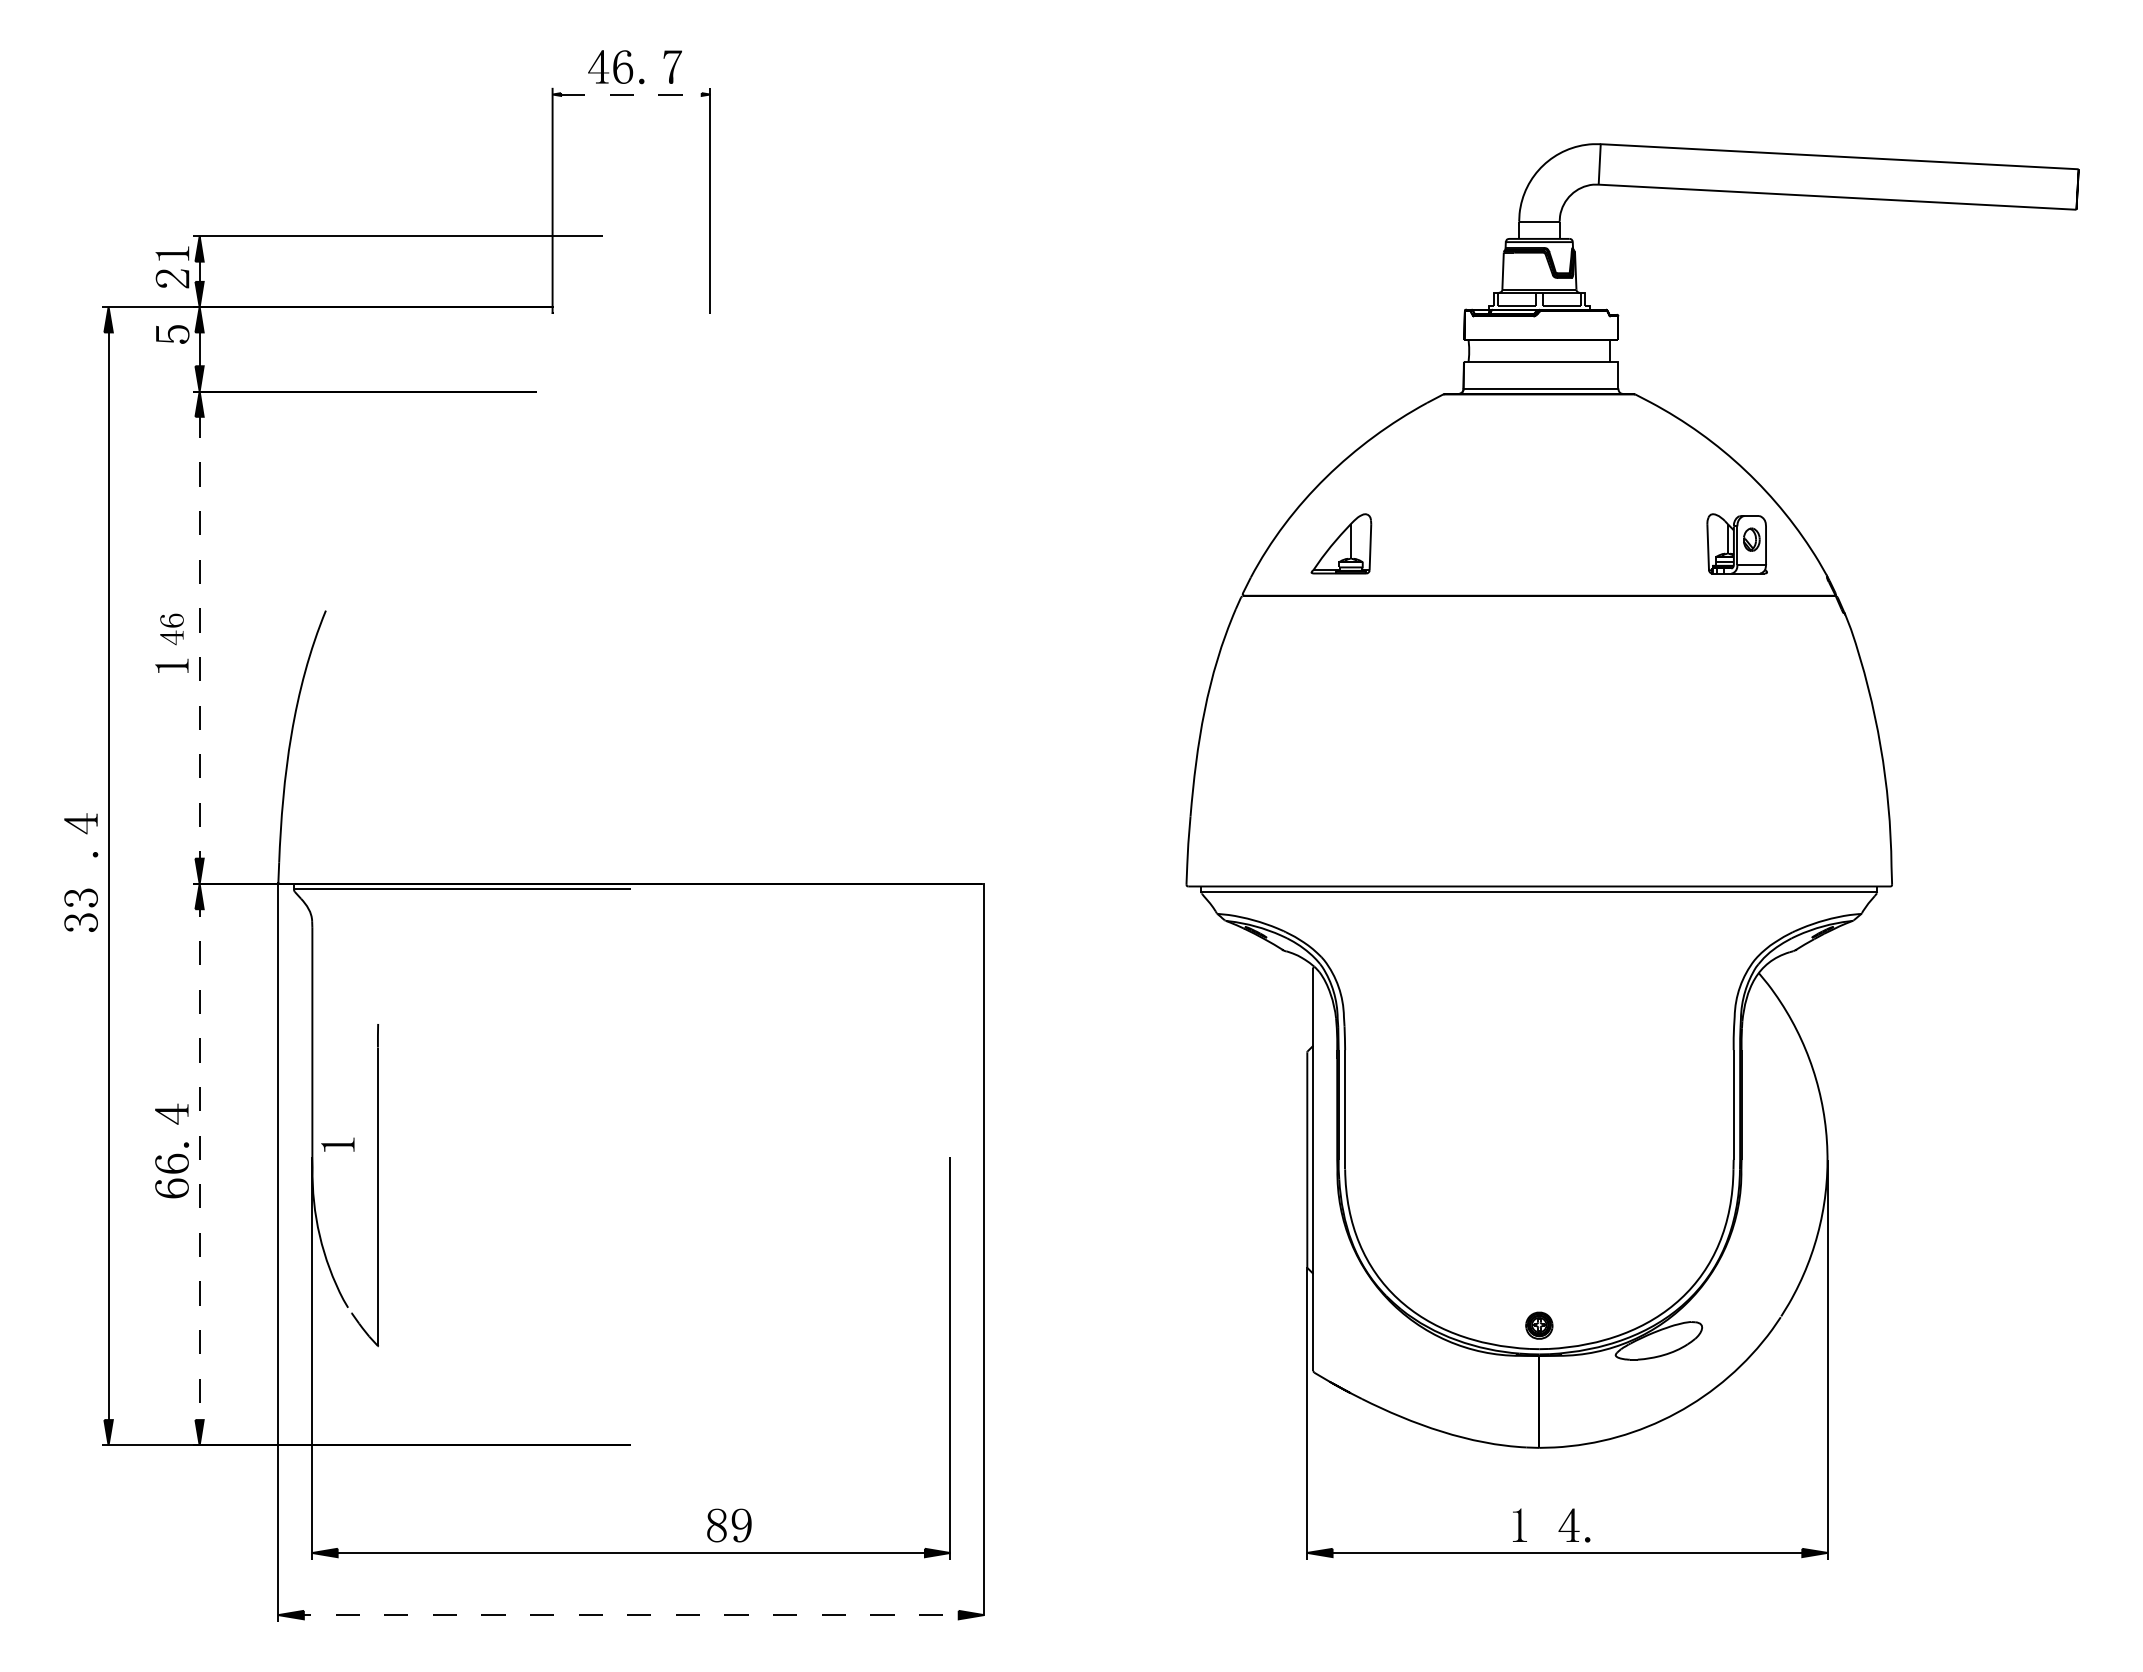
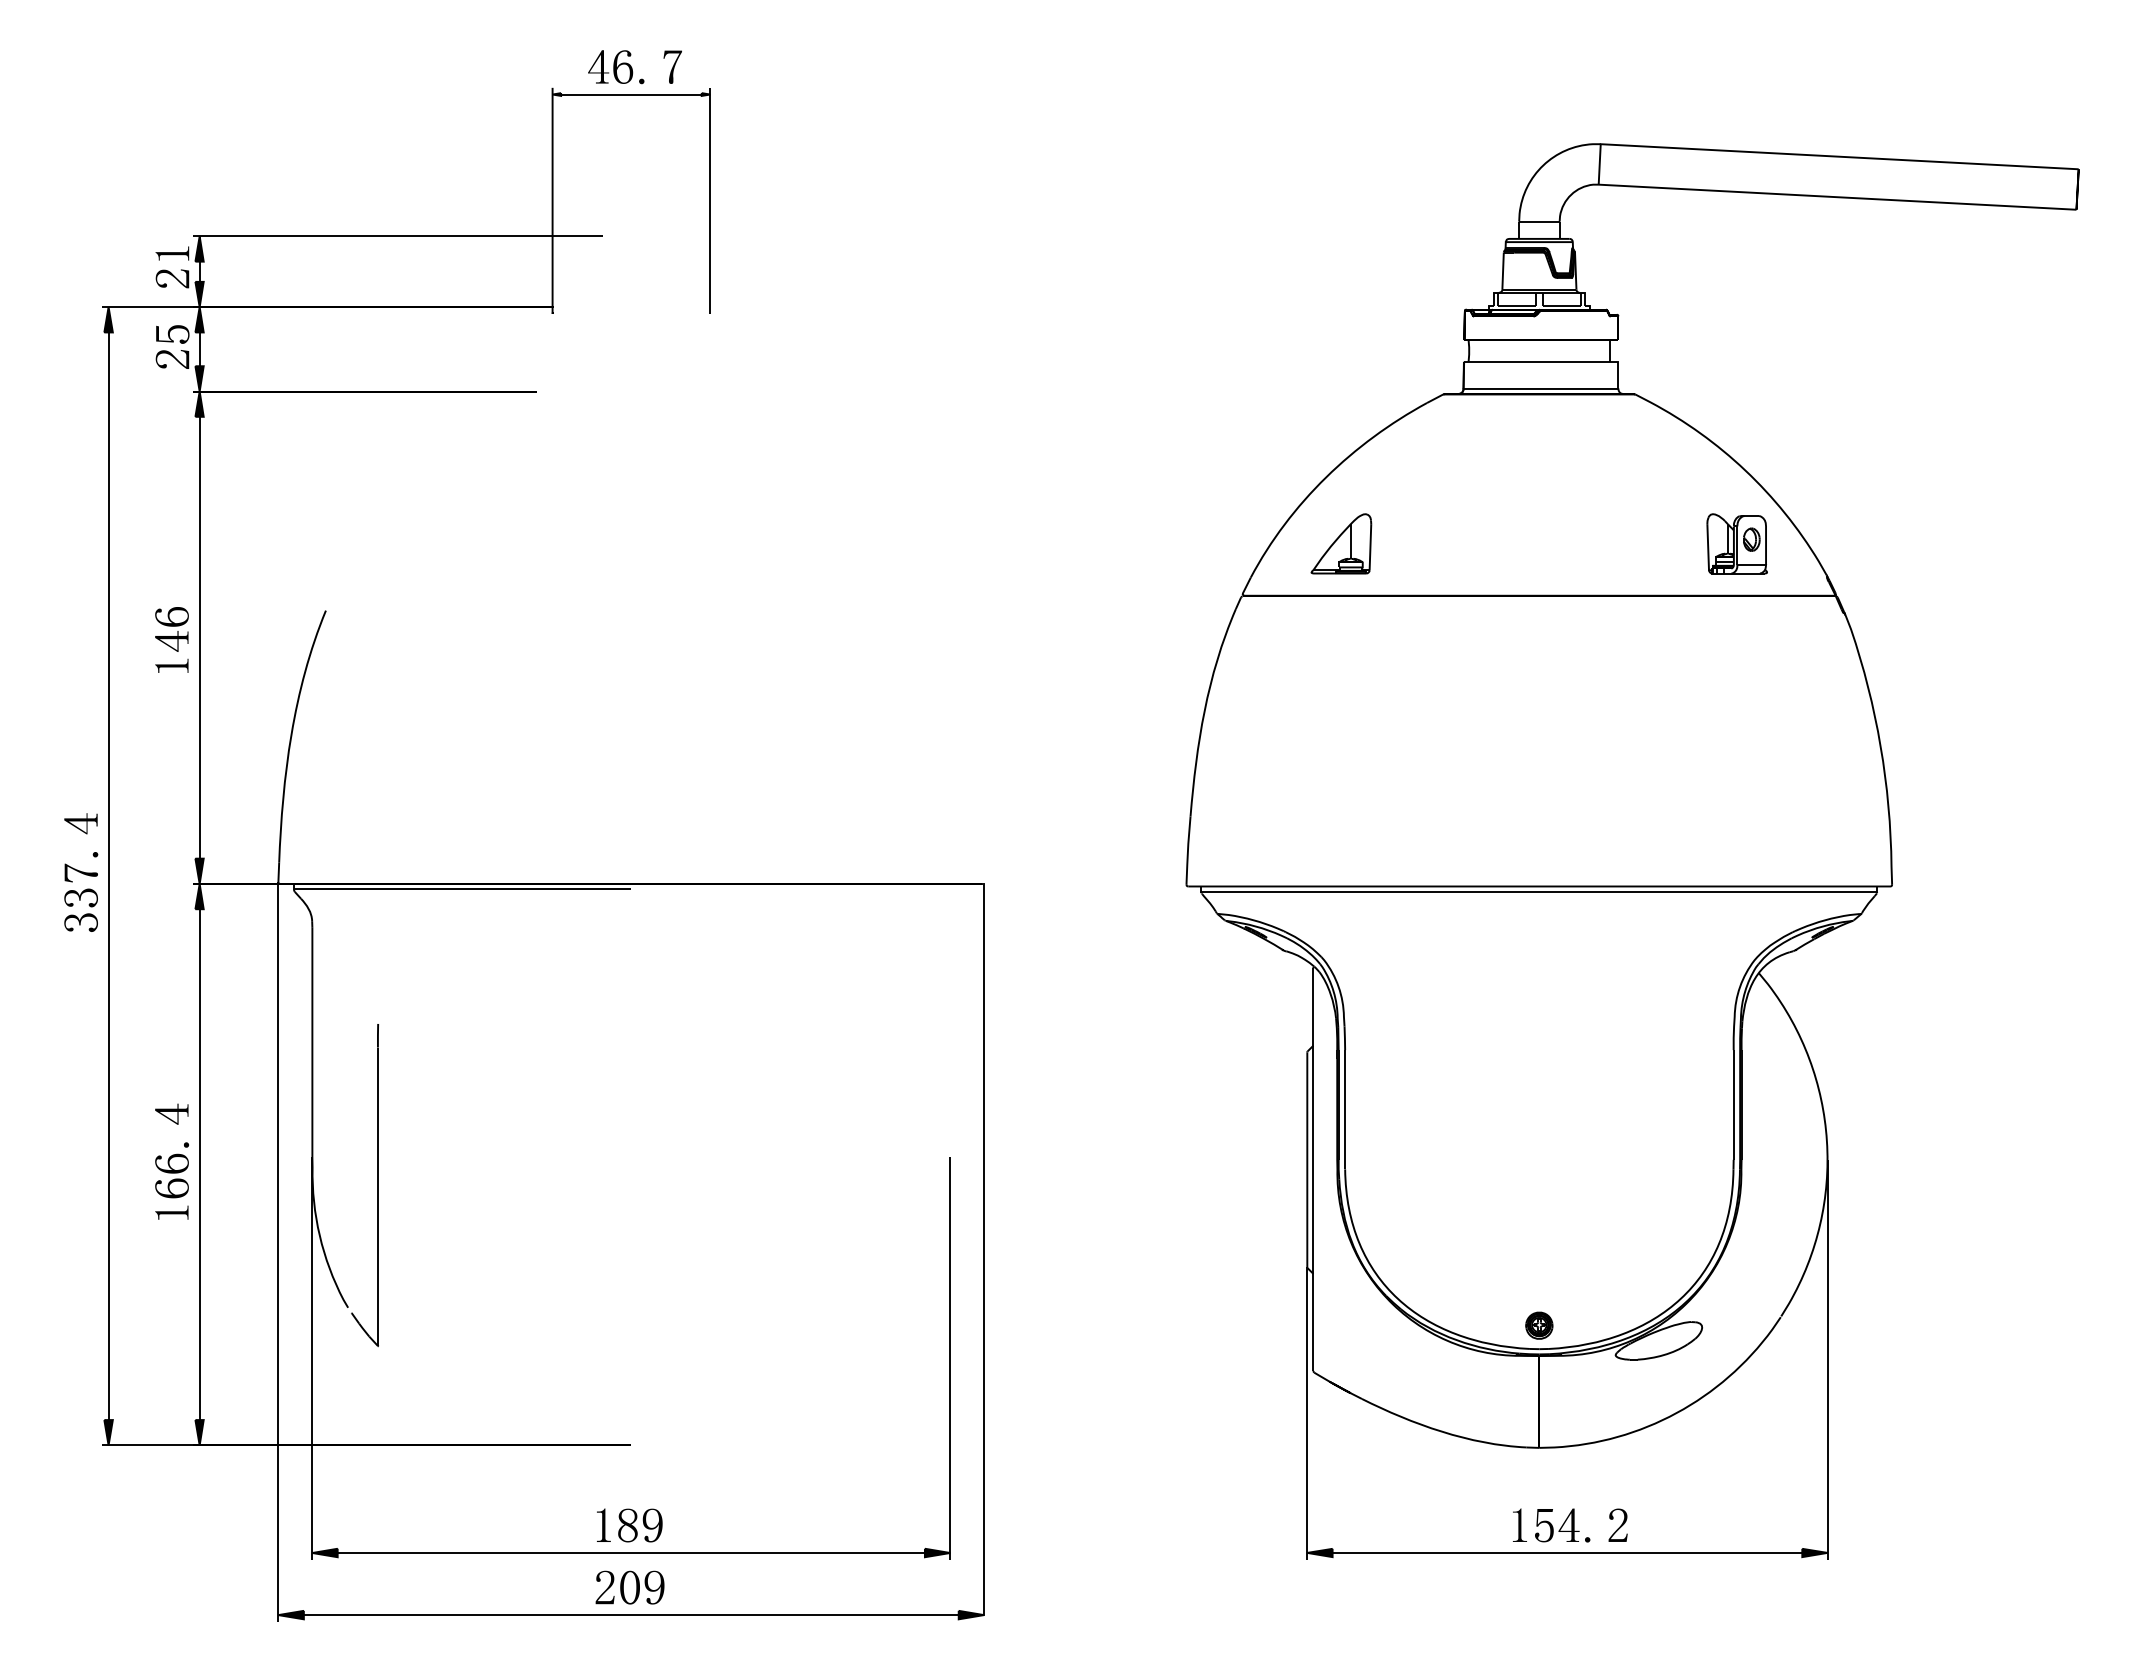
line: dashed -> solid (631, 94)
fill: none -> present (172, 359)
part size: 24x33 px -> 34x45 px (171, 629)
line: dashed -> solid (199, 637)
fill: none -> present (81, 872)
part position: (337, 1144) -> (171, 1212) (171, 1212)
line: dashed -> solid (199, 1165)
part: none -> present (1617, 1524)
fill: none -> present (603, 1525)
part position: (729, 1525) -> (640, 1525) (640, 1525)
fill: none -> present (1543, 1525)
part: none -> present (629, 1587)
line: dashed -> solid (631, 1615)
